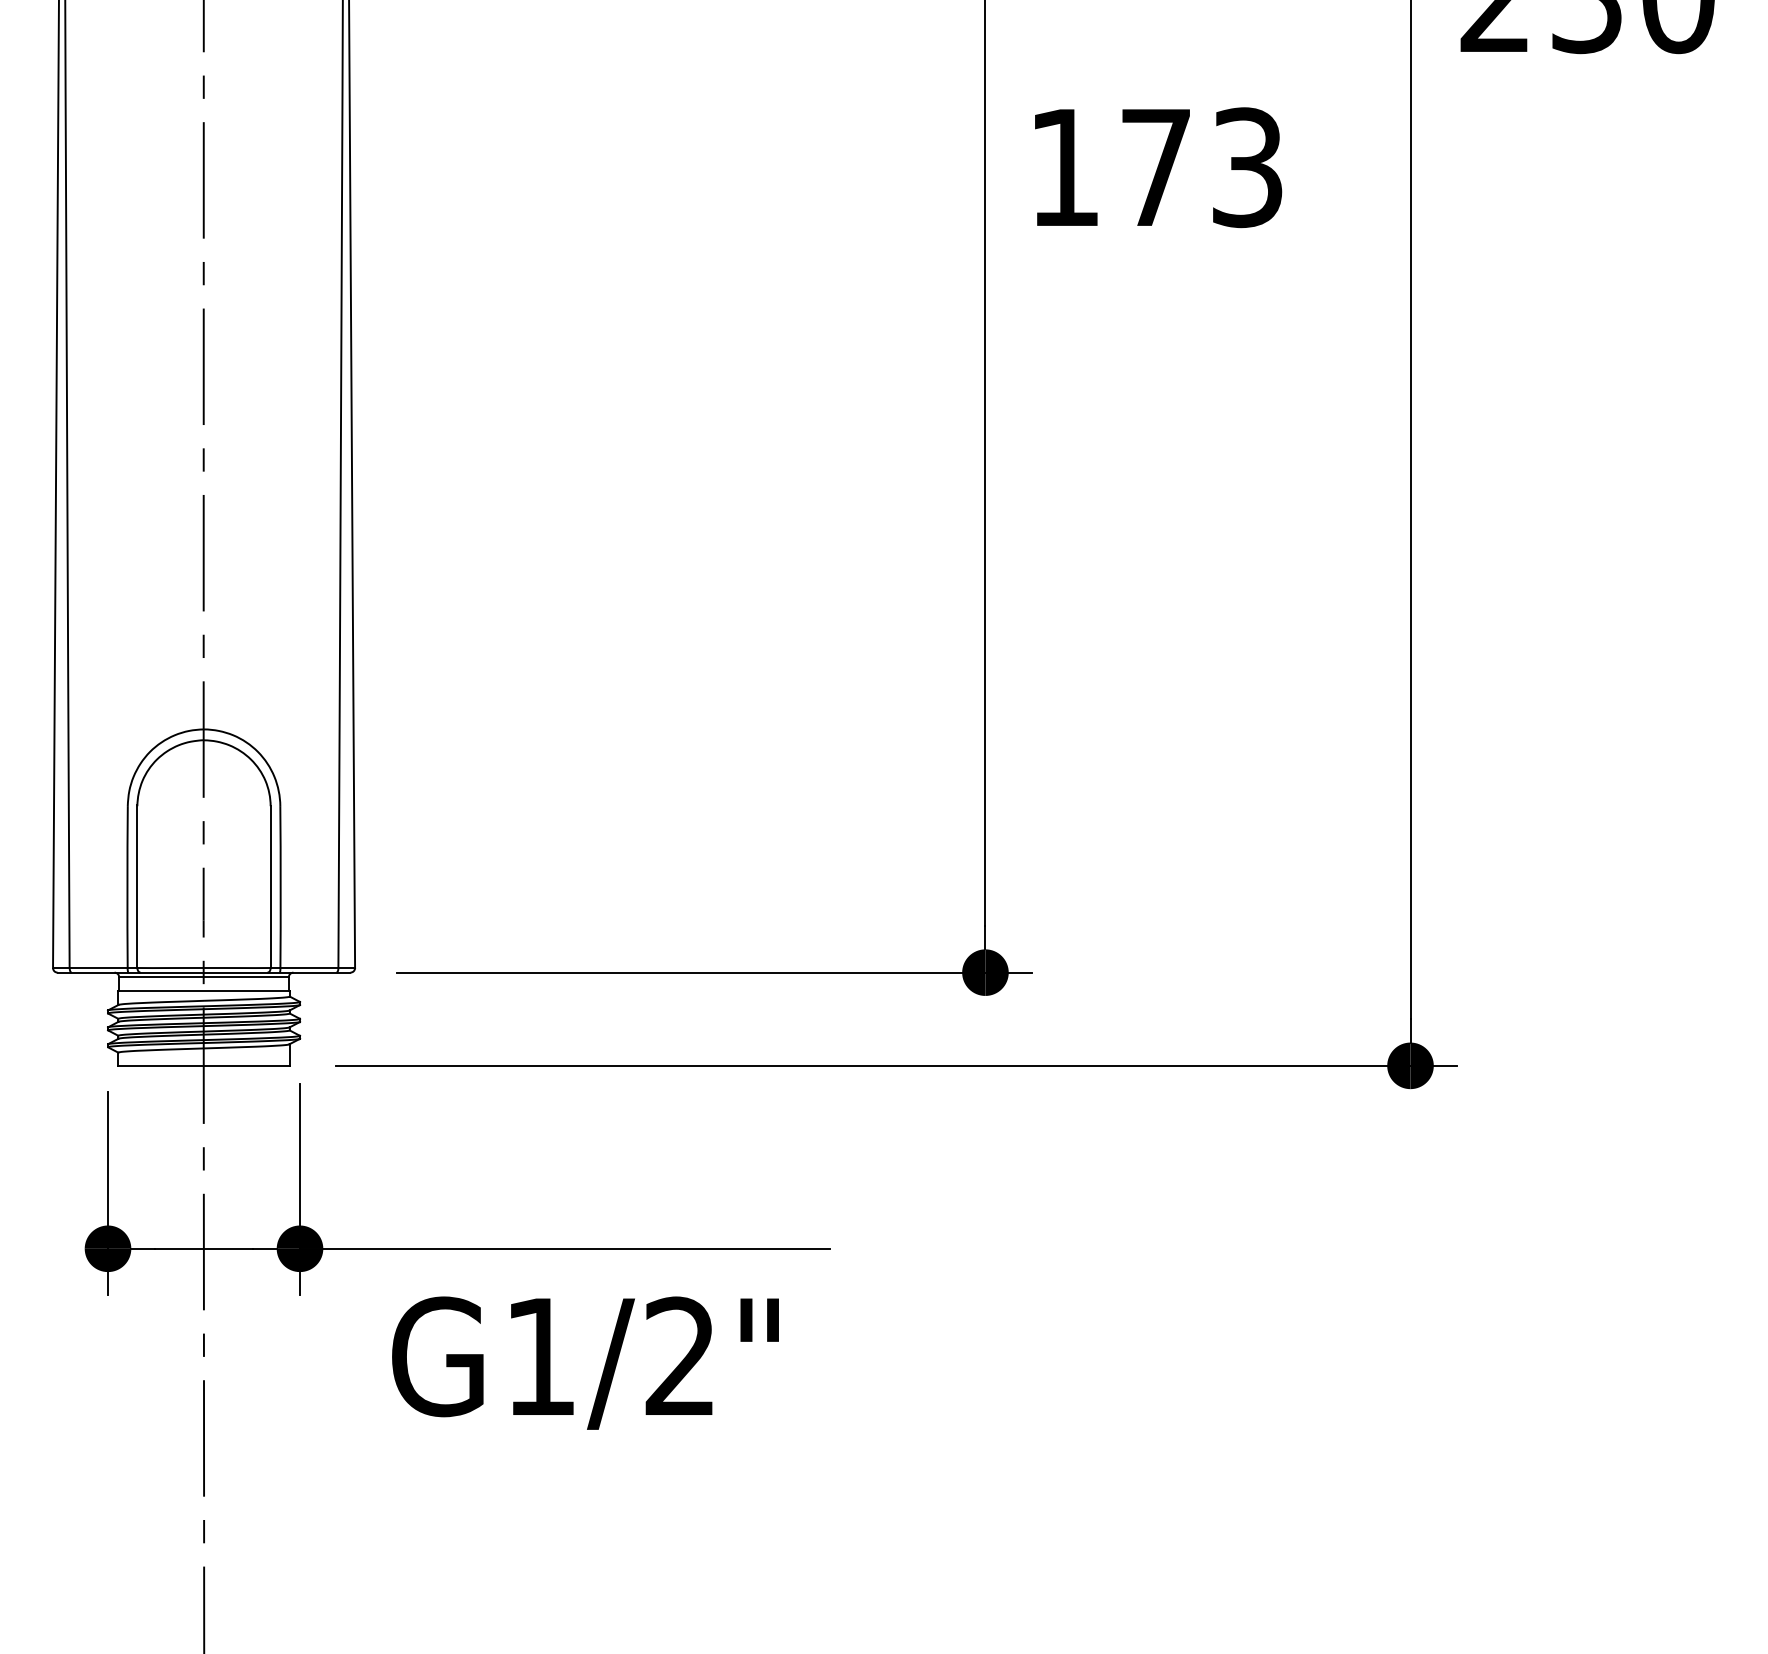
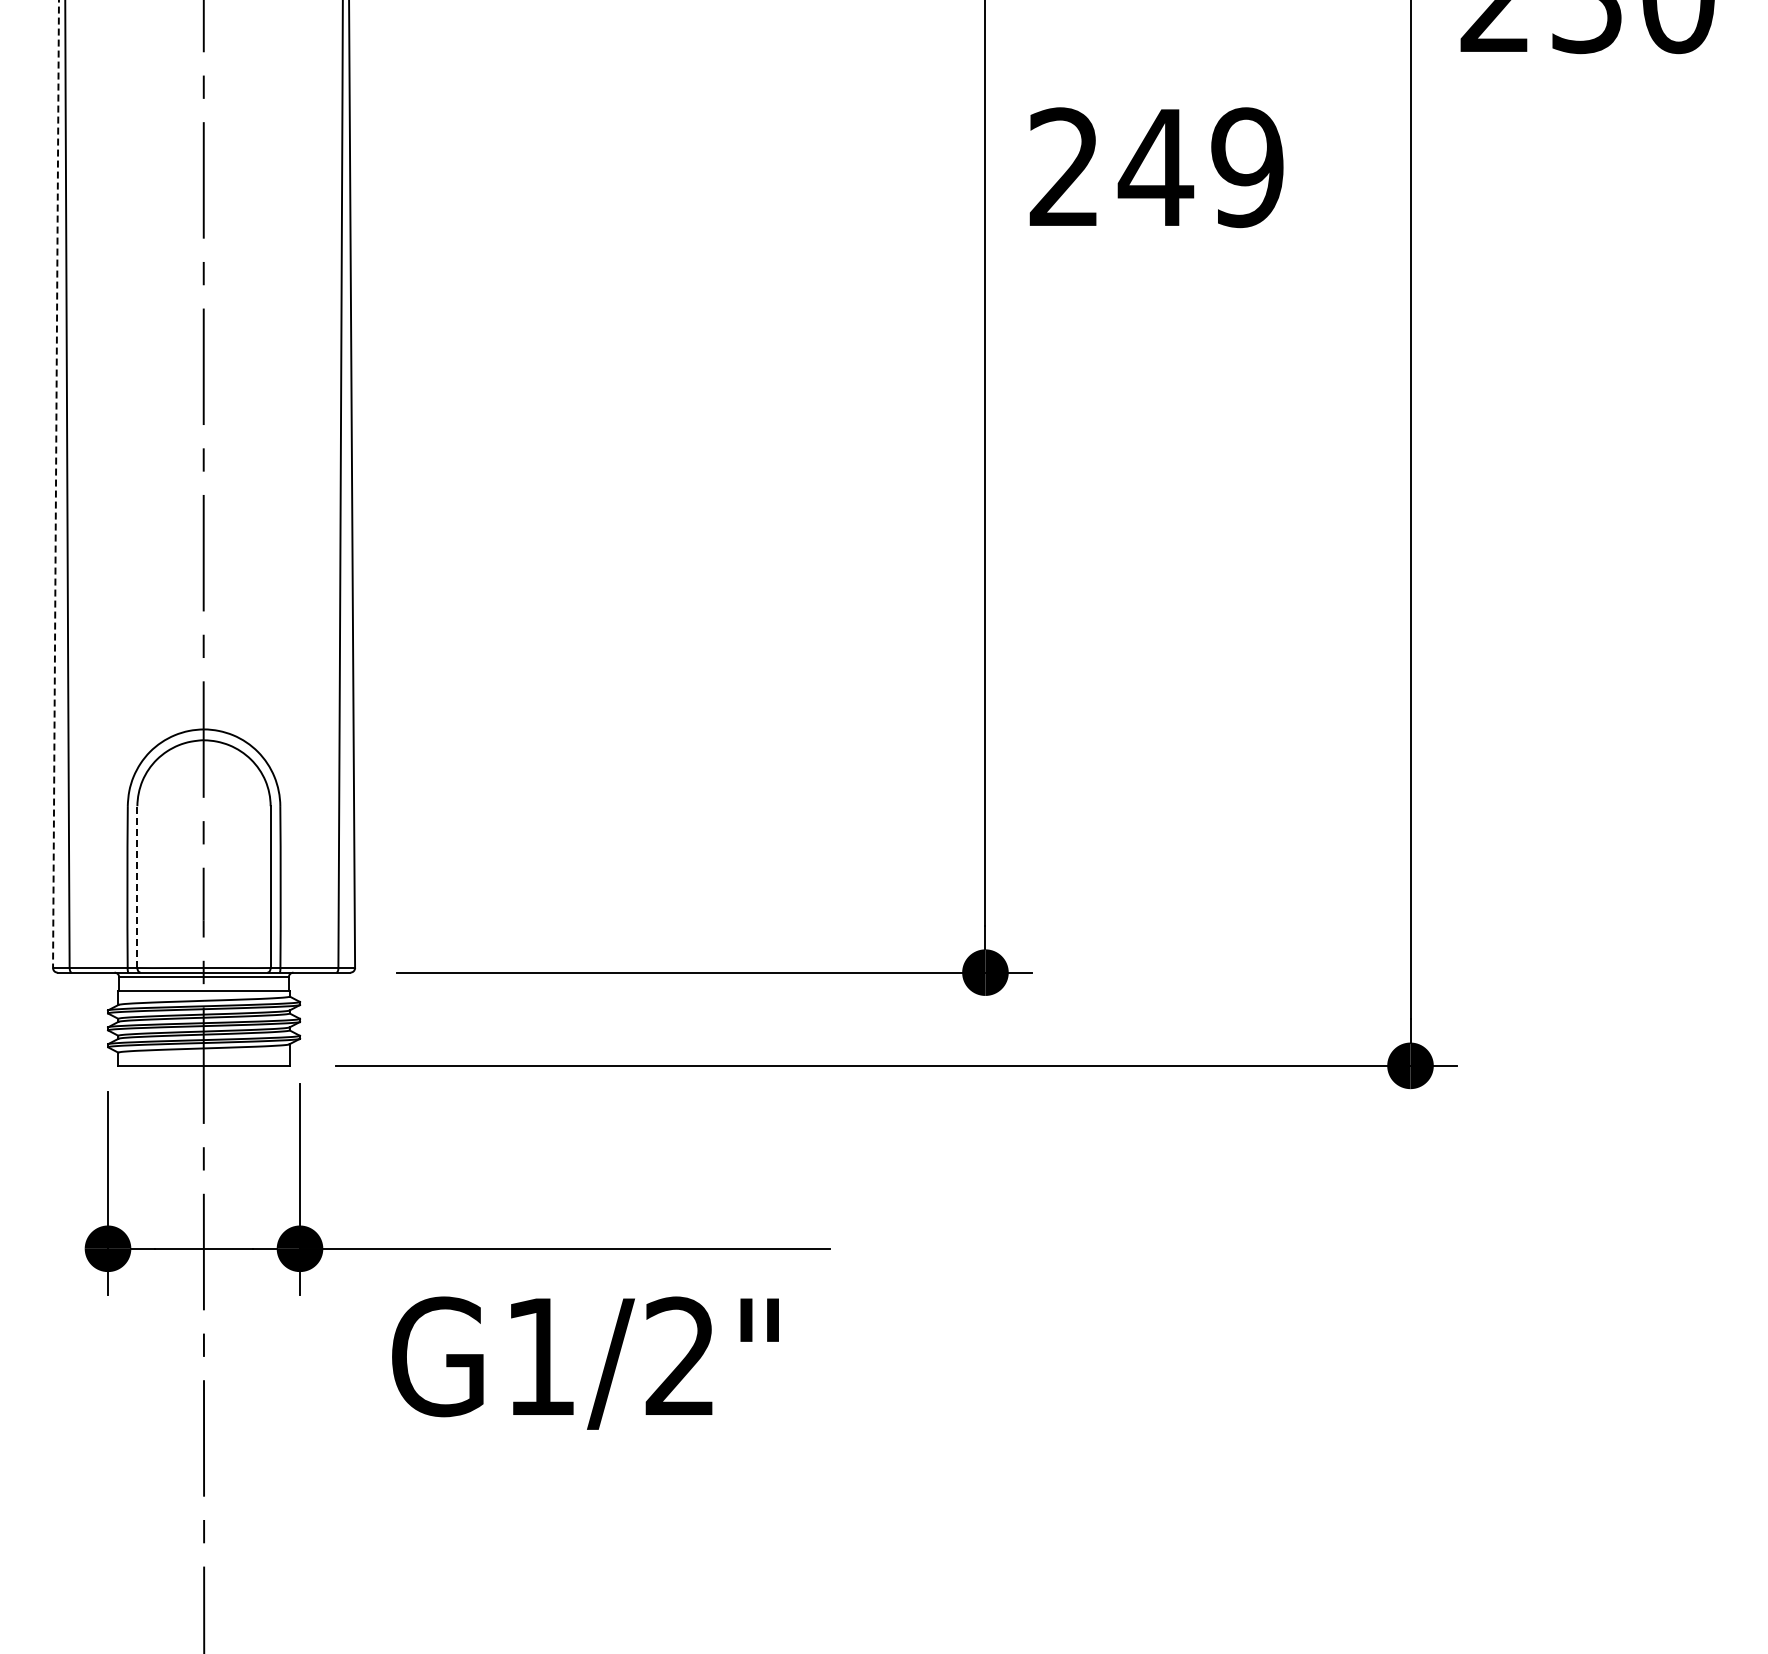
text: 173 -> 249 (1156, 167)
line: solid -> dashed (56, 484)
line: solid -> dashed (137, 886)
